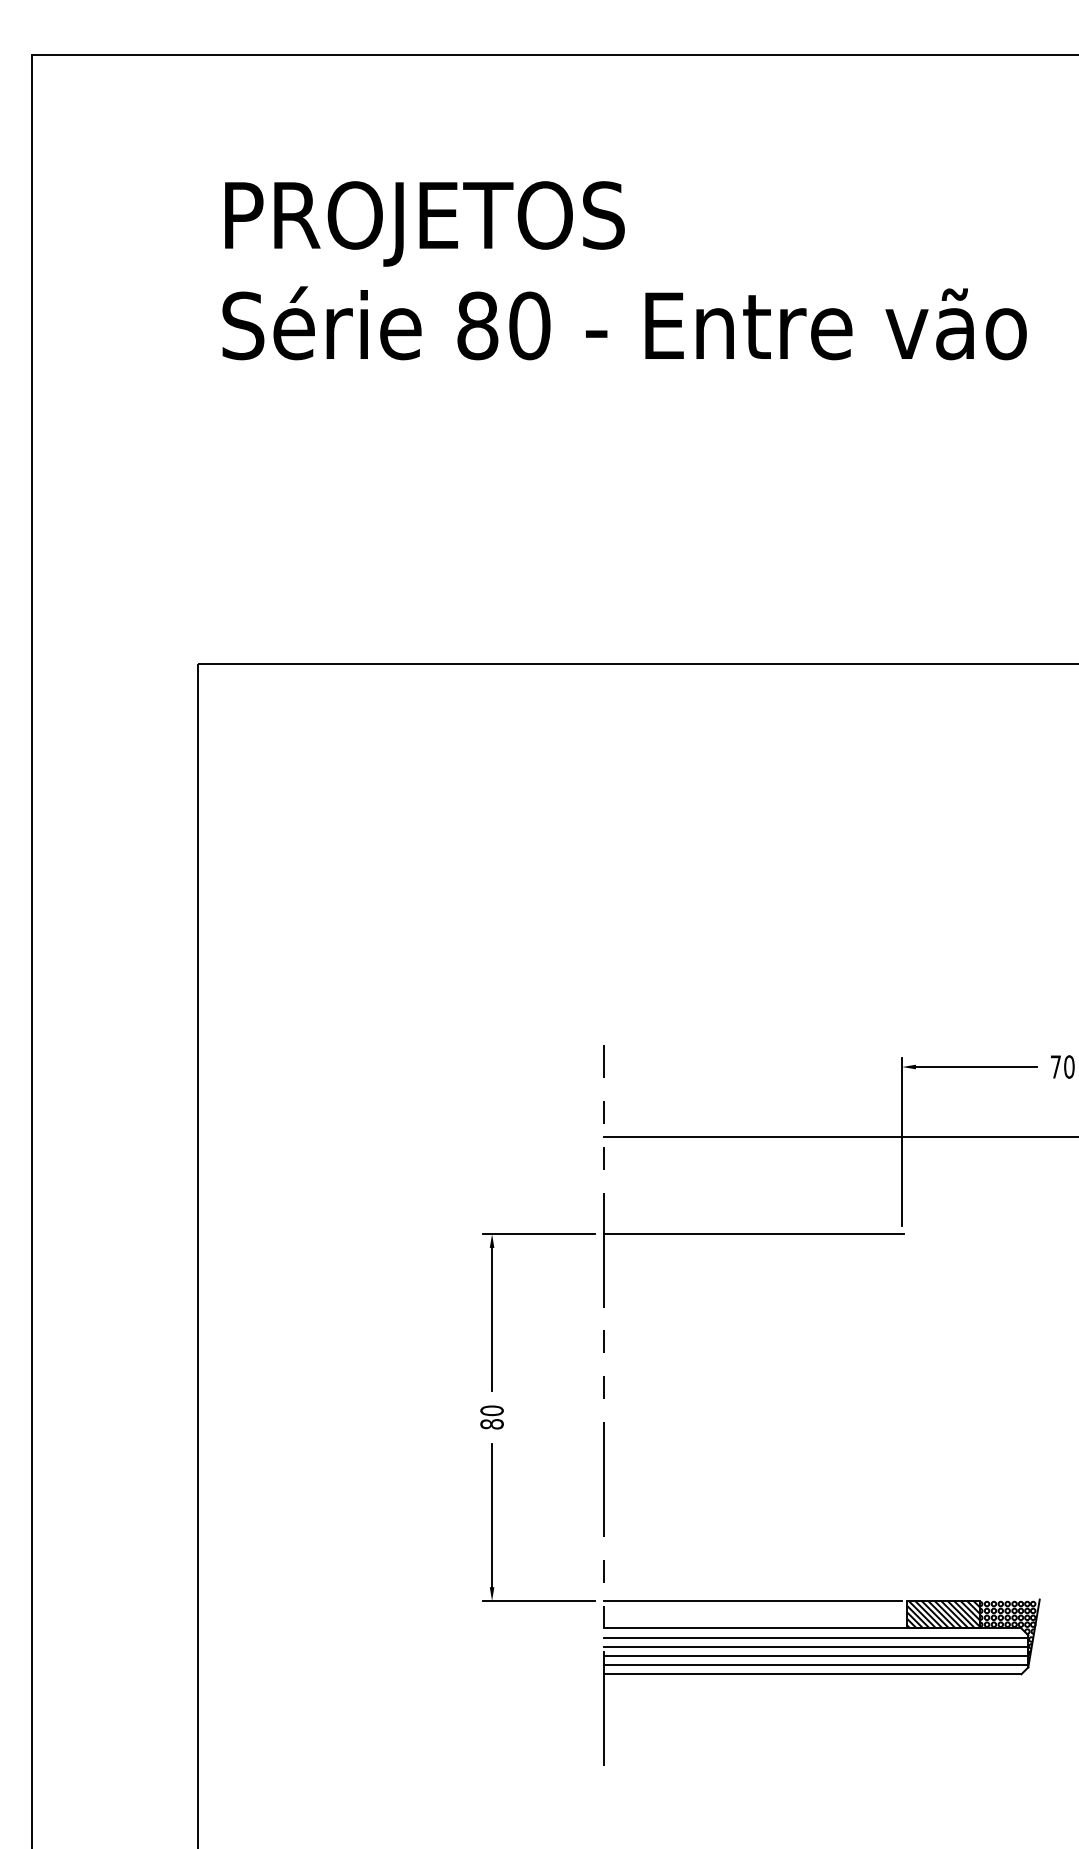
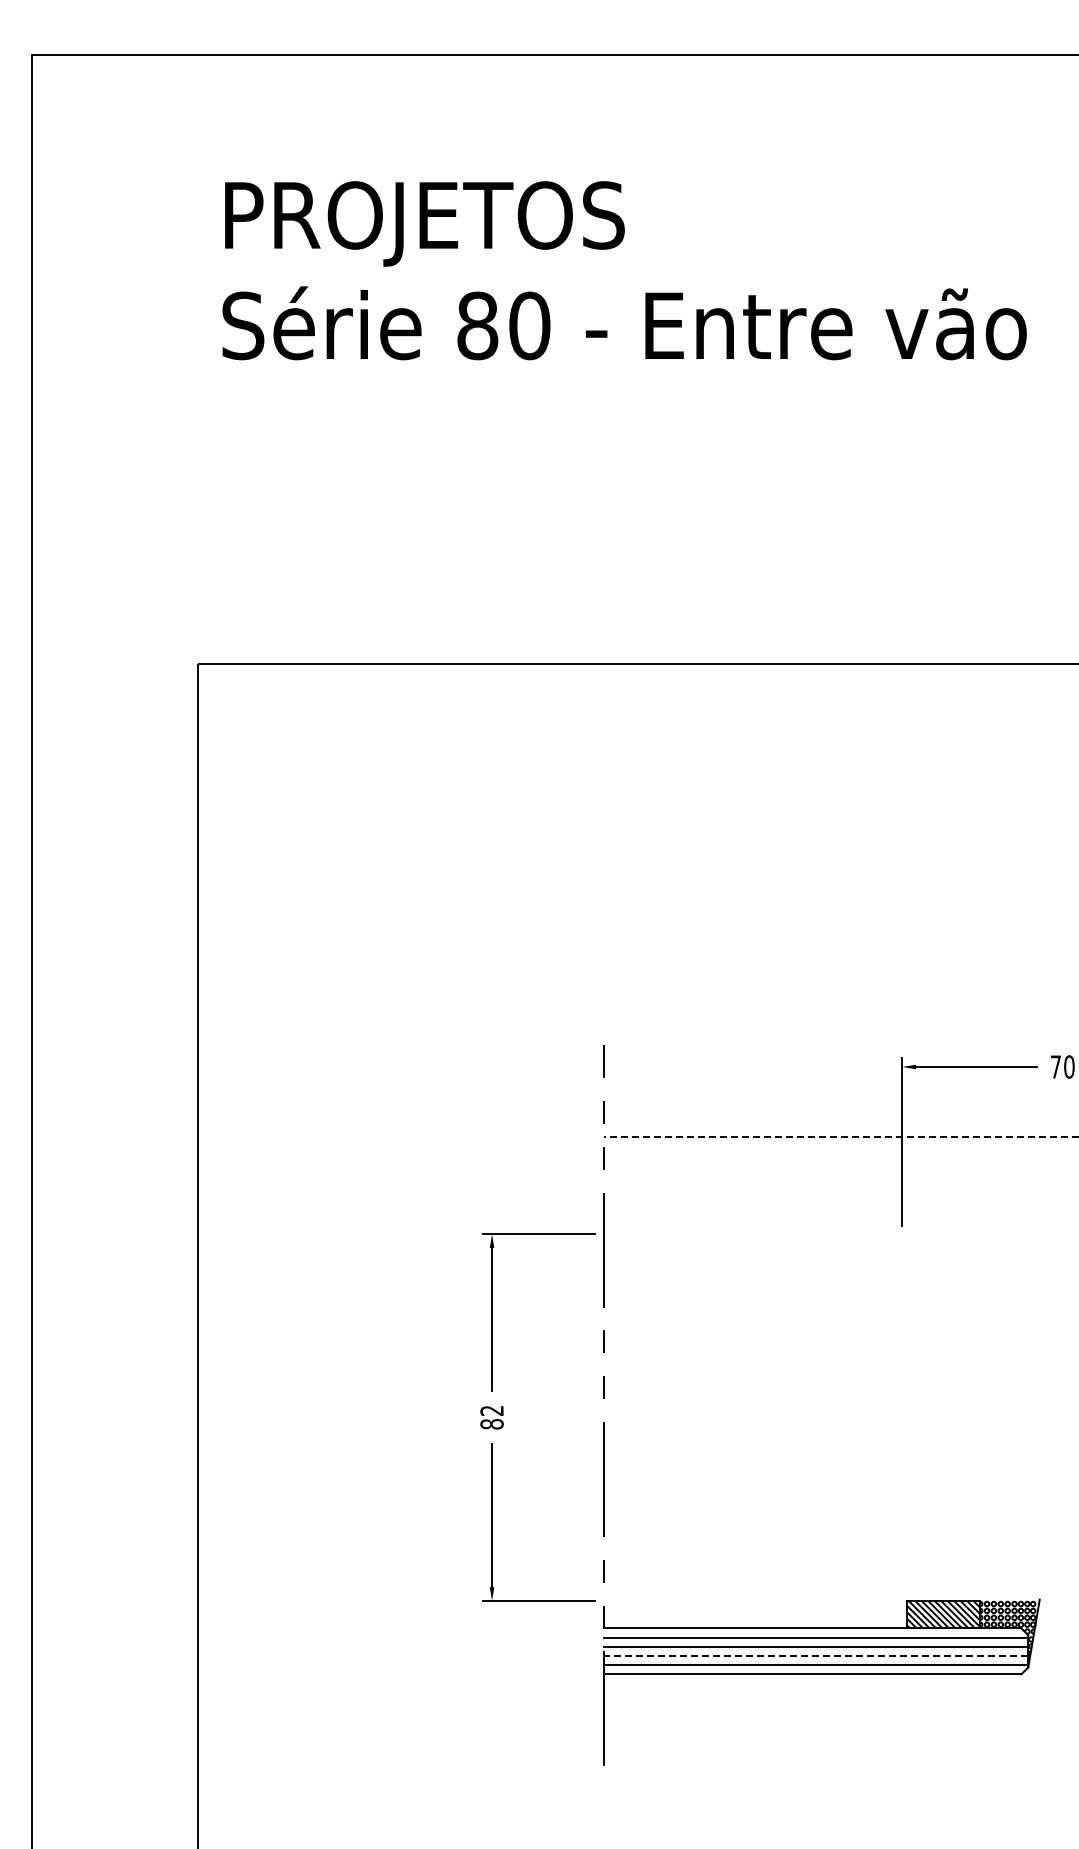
line: solid -> dashed (841, 1136)
line: present -> none (753, 1234)
text: 80 -> 82 (491, 1410)
line: present -> none (753, 1600)
line: solid -> dashed (815, 1655)
